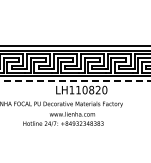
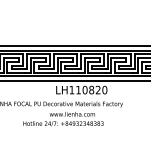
line: dashed -> solid (75, 80)
